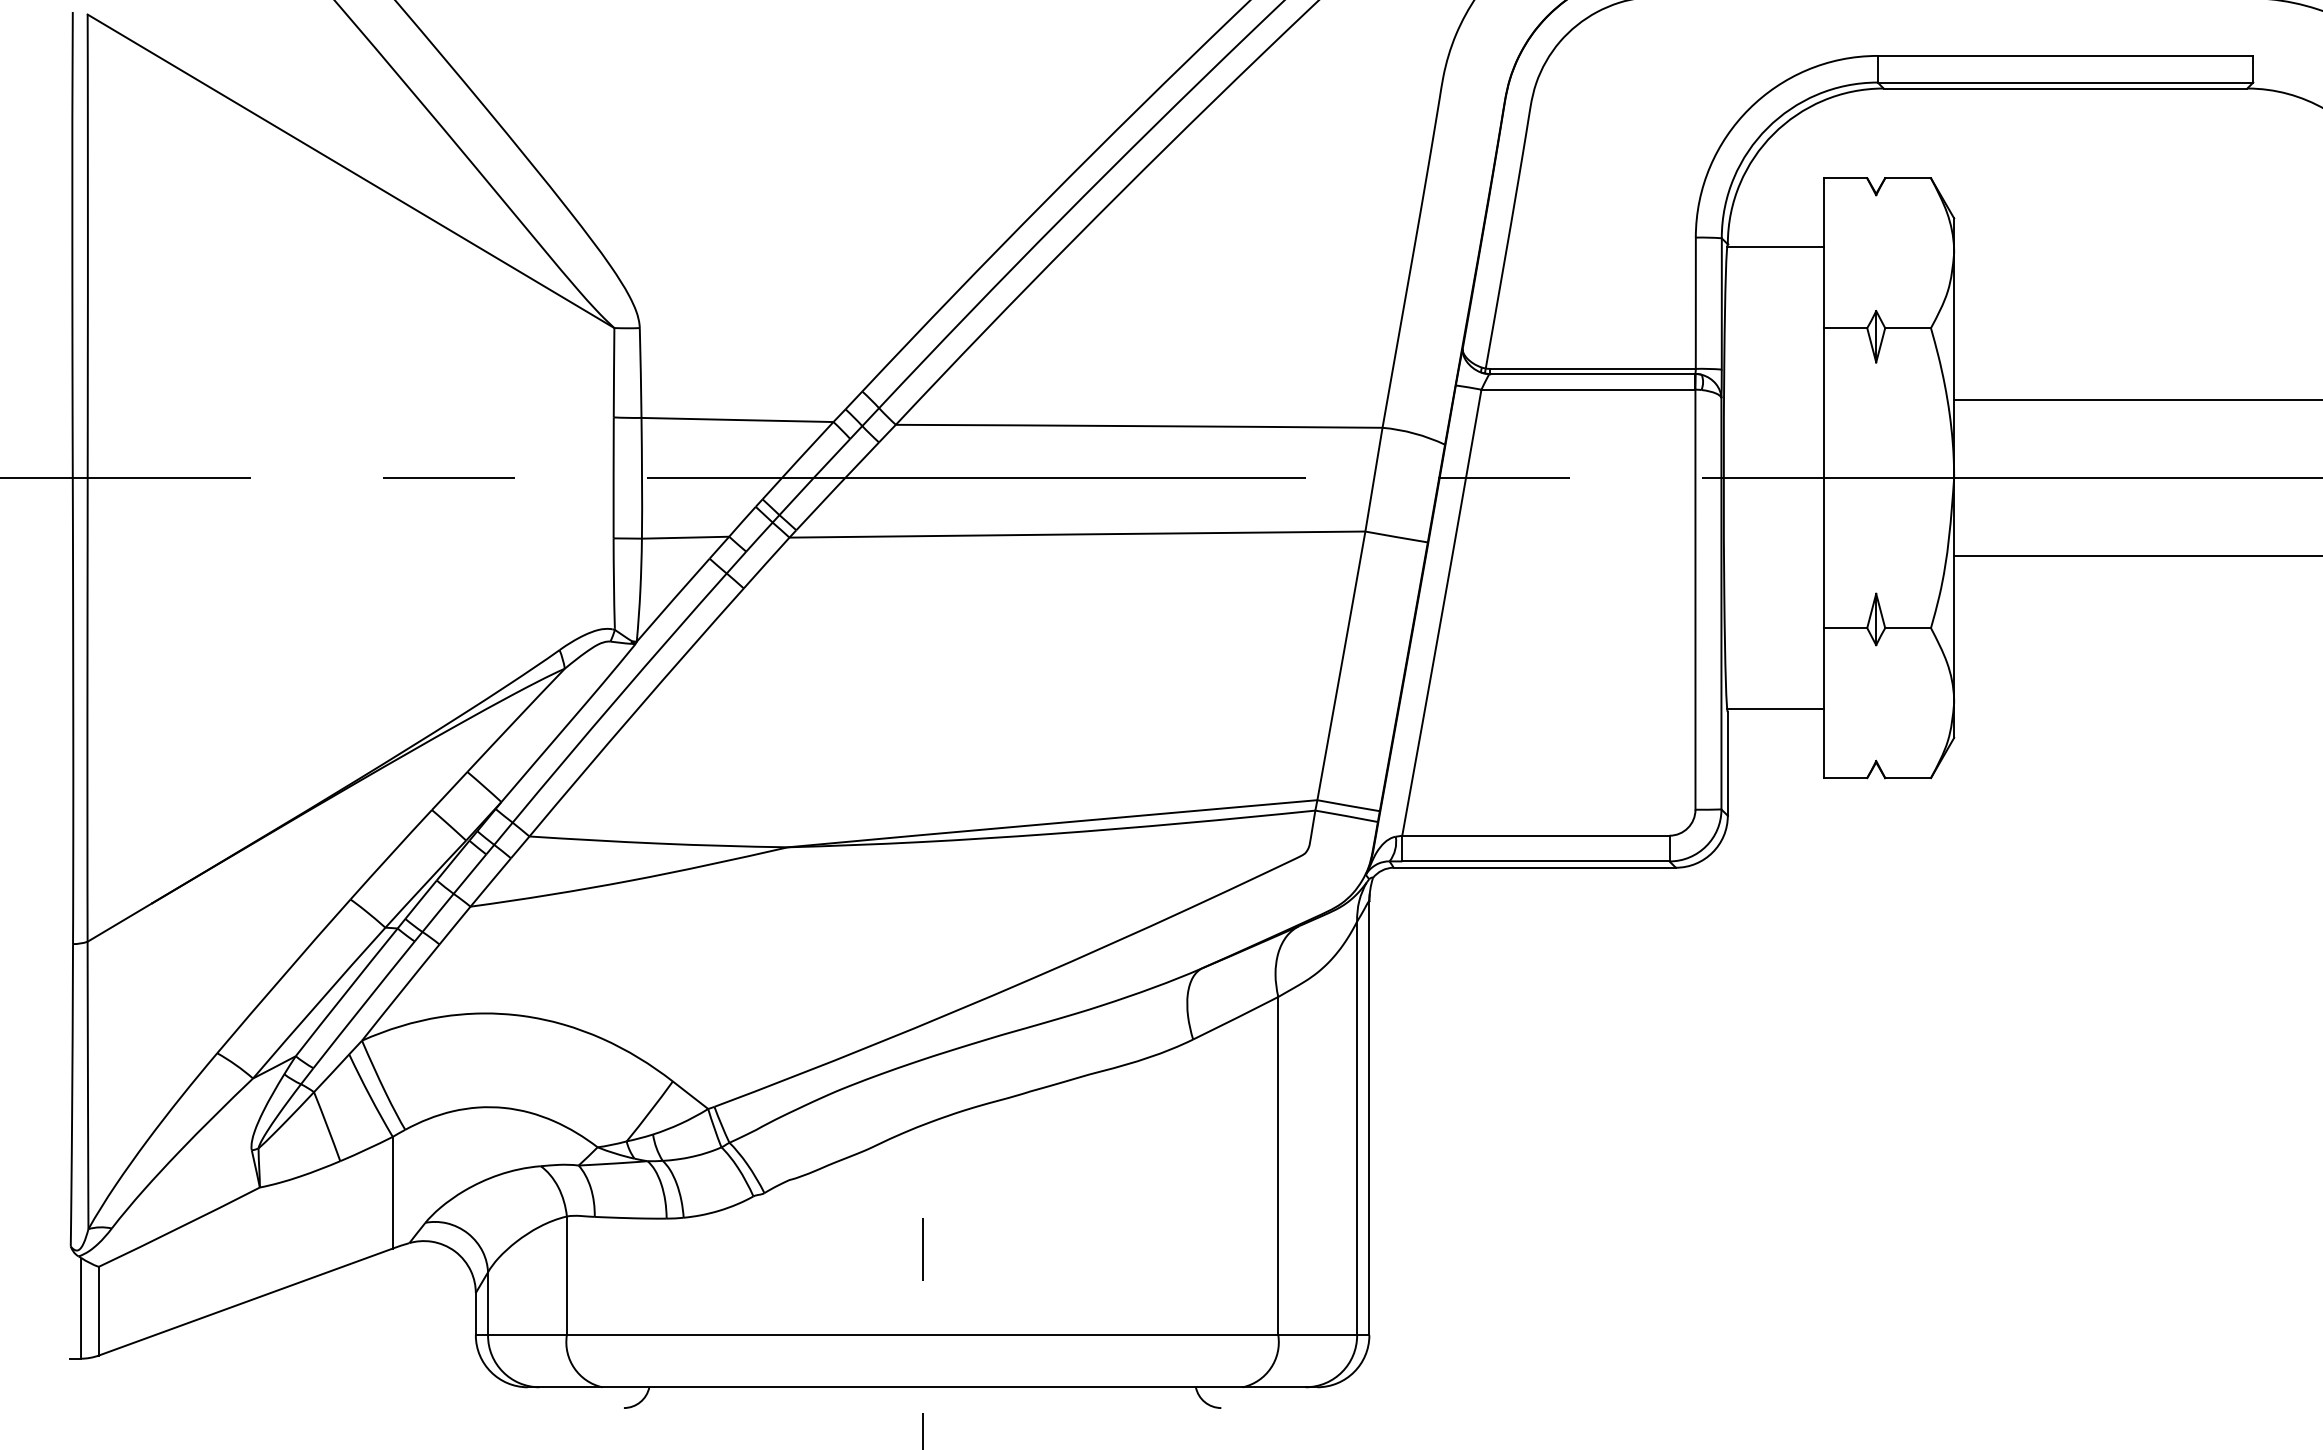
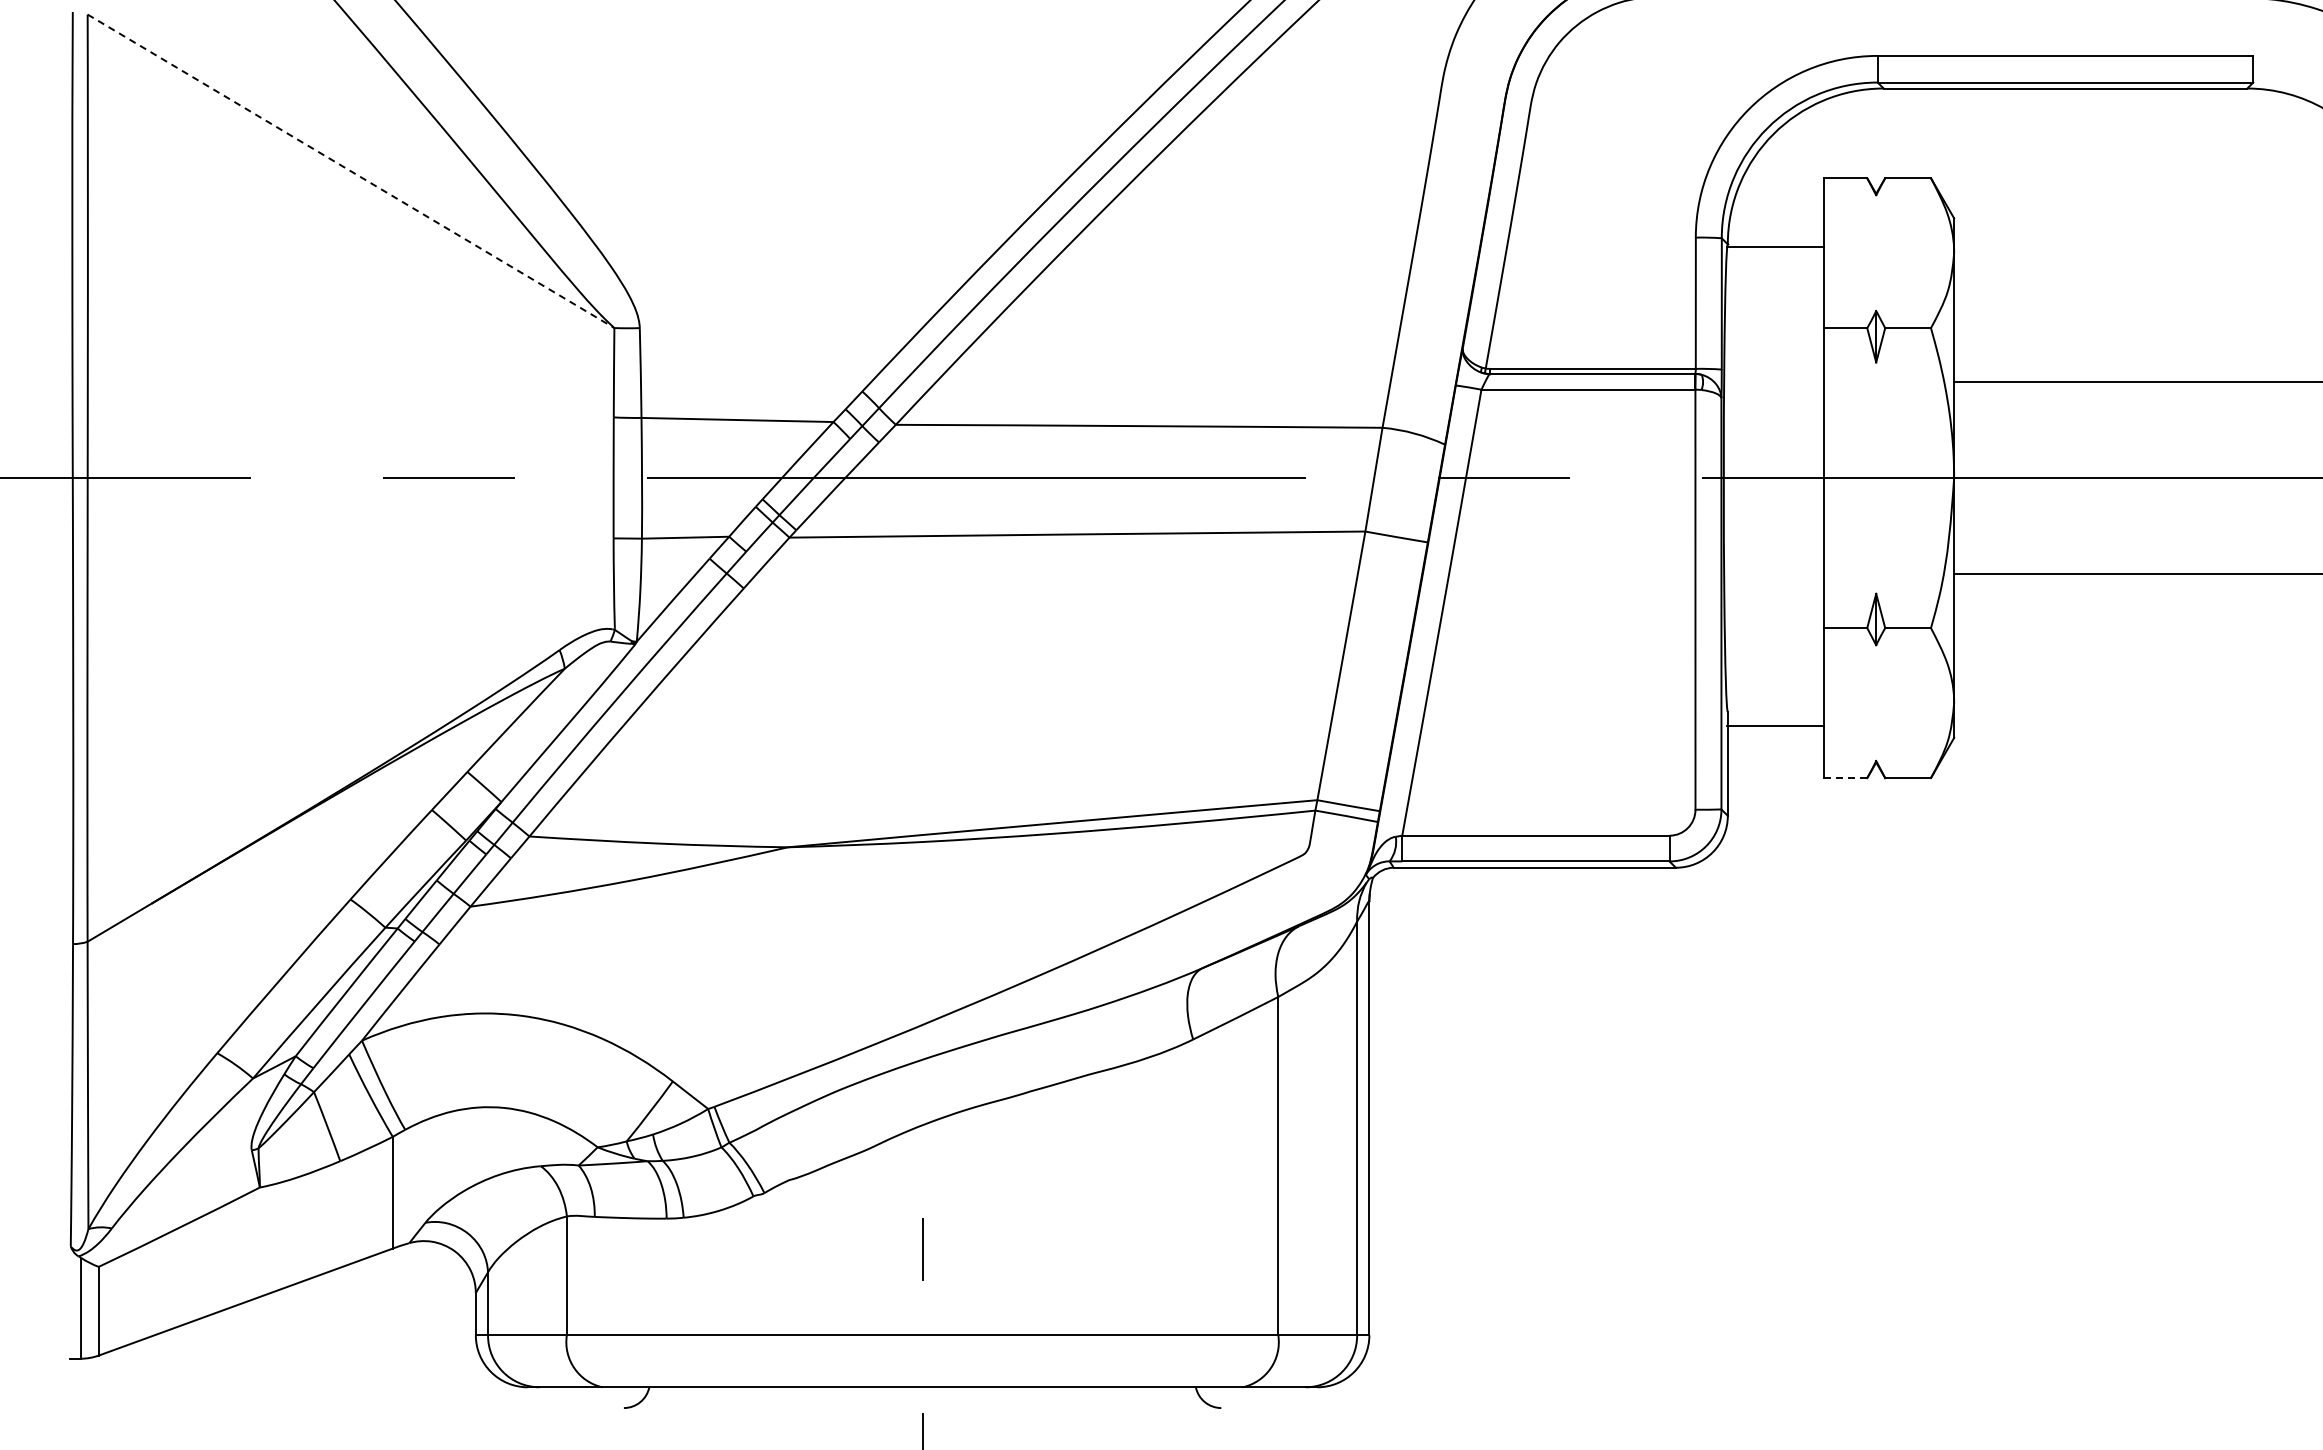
line: solid -> dashed (351, 171)
line position: (2136, 400) -> (2136, 382) (2136, 382)
line position: (2136, 556) -> (2136, 574) (2136, 574)
line position: (1775, 709) -> (1775, 726) (1775, 726)
line: solid -> dashed (1845, 778)
